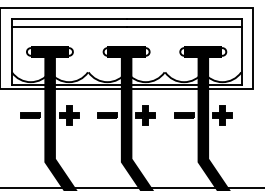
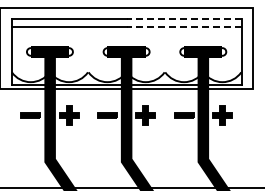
line: solid -> dashed (183, 19)
line: solid -> dashed (183, 27)
